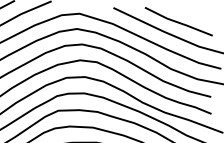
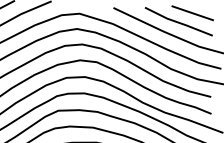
line: none -> present (192, 13)
